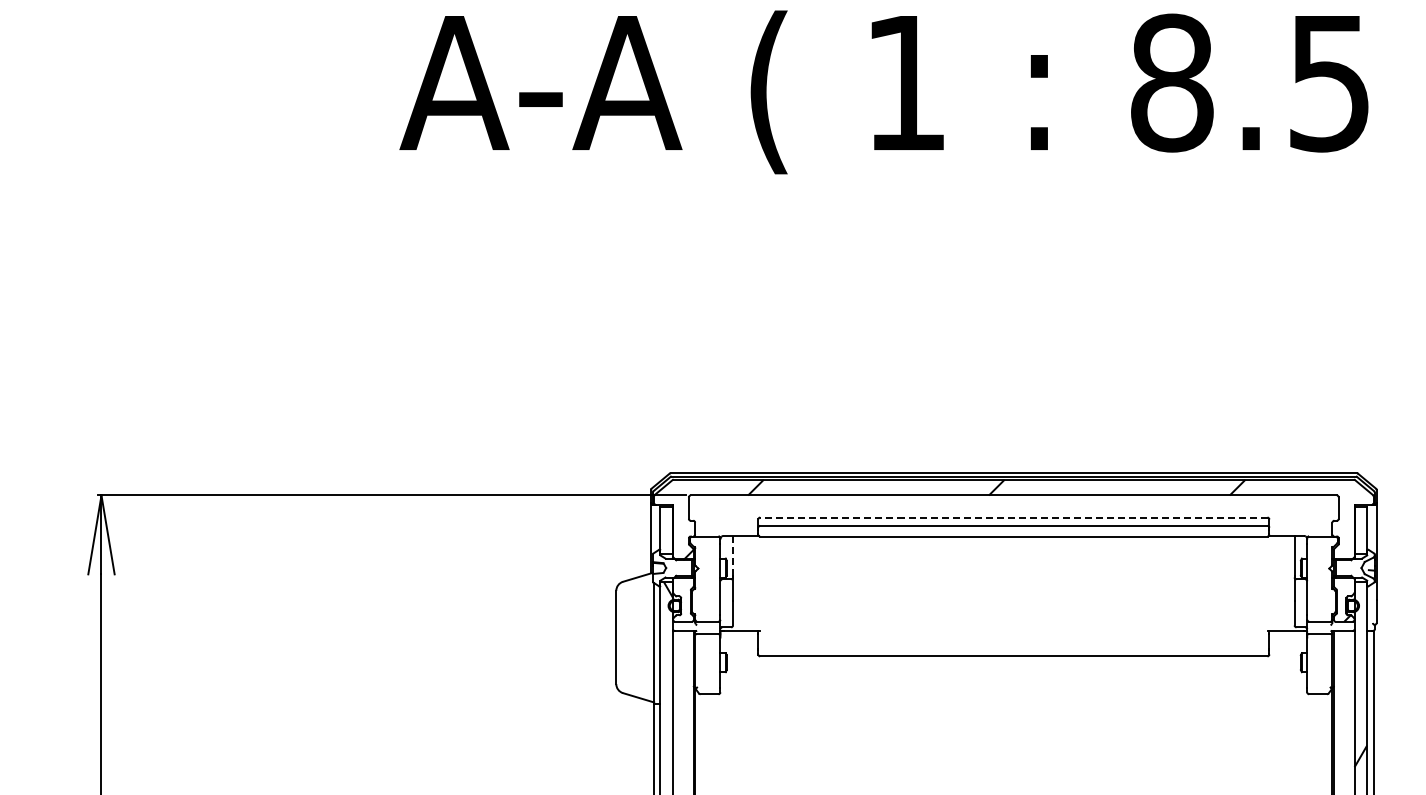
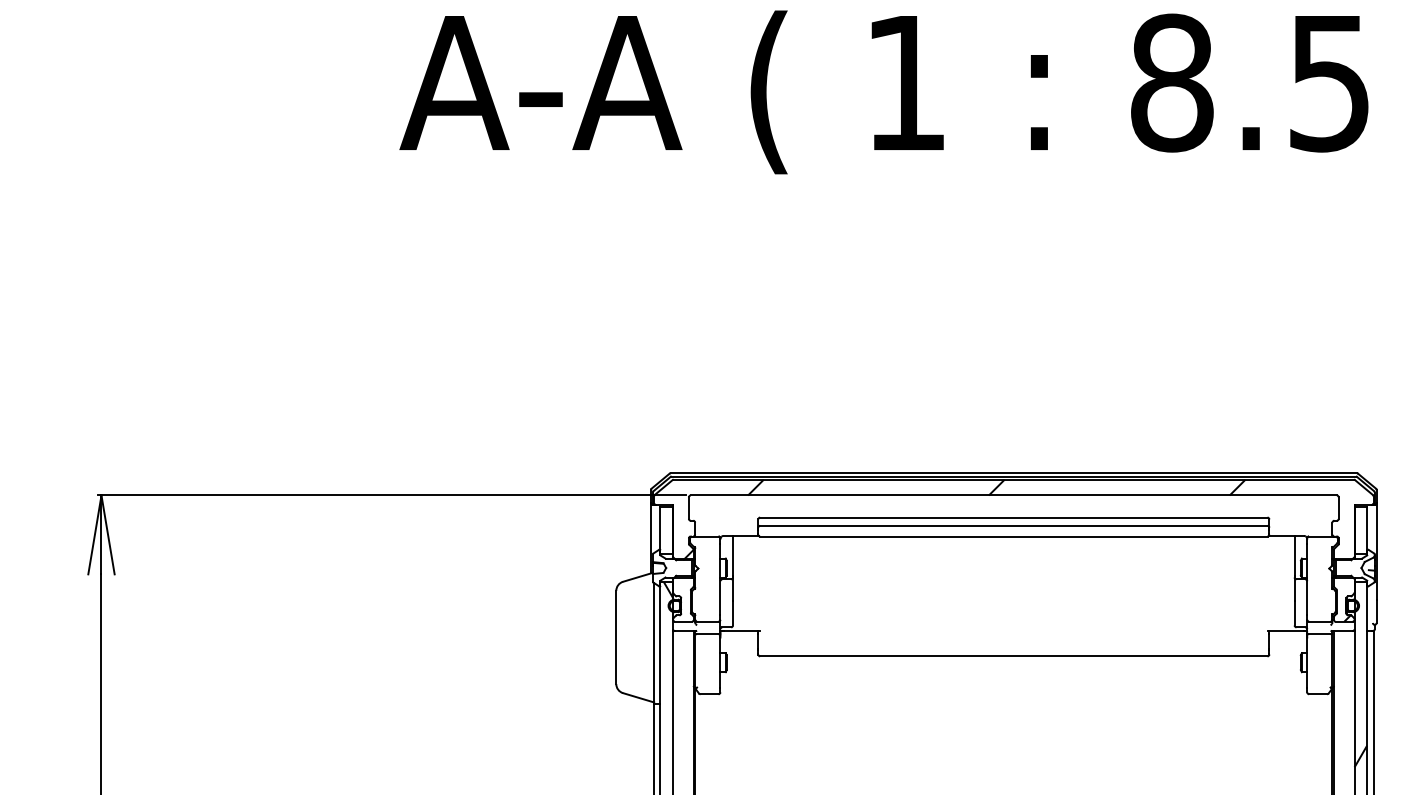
line: dashed -> solid (1013, 517)
line: dashed -> solid (733, 555)
